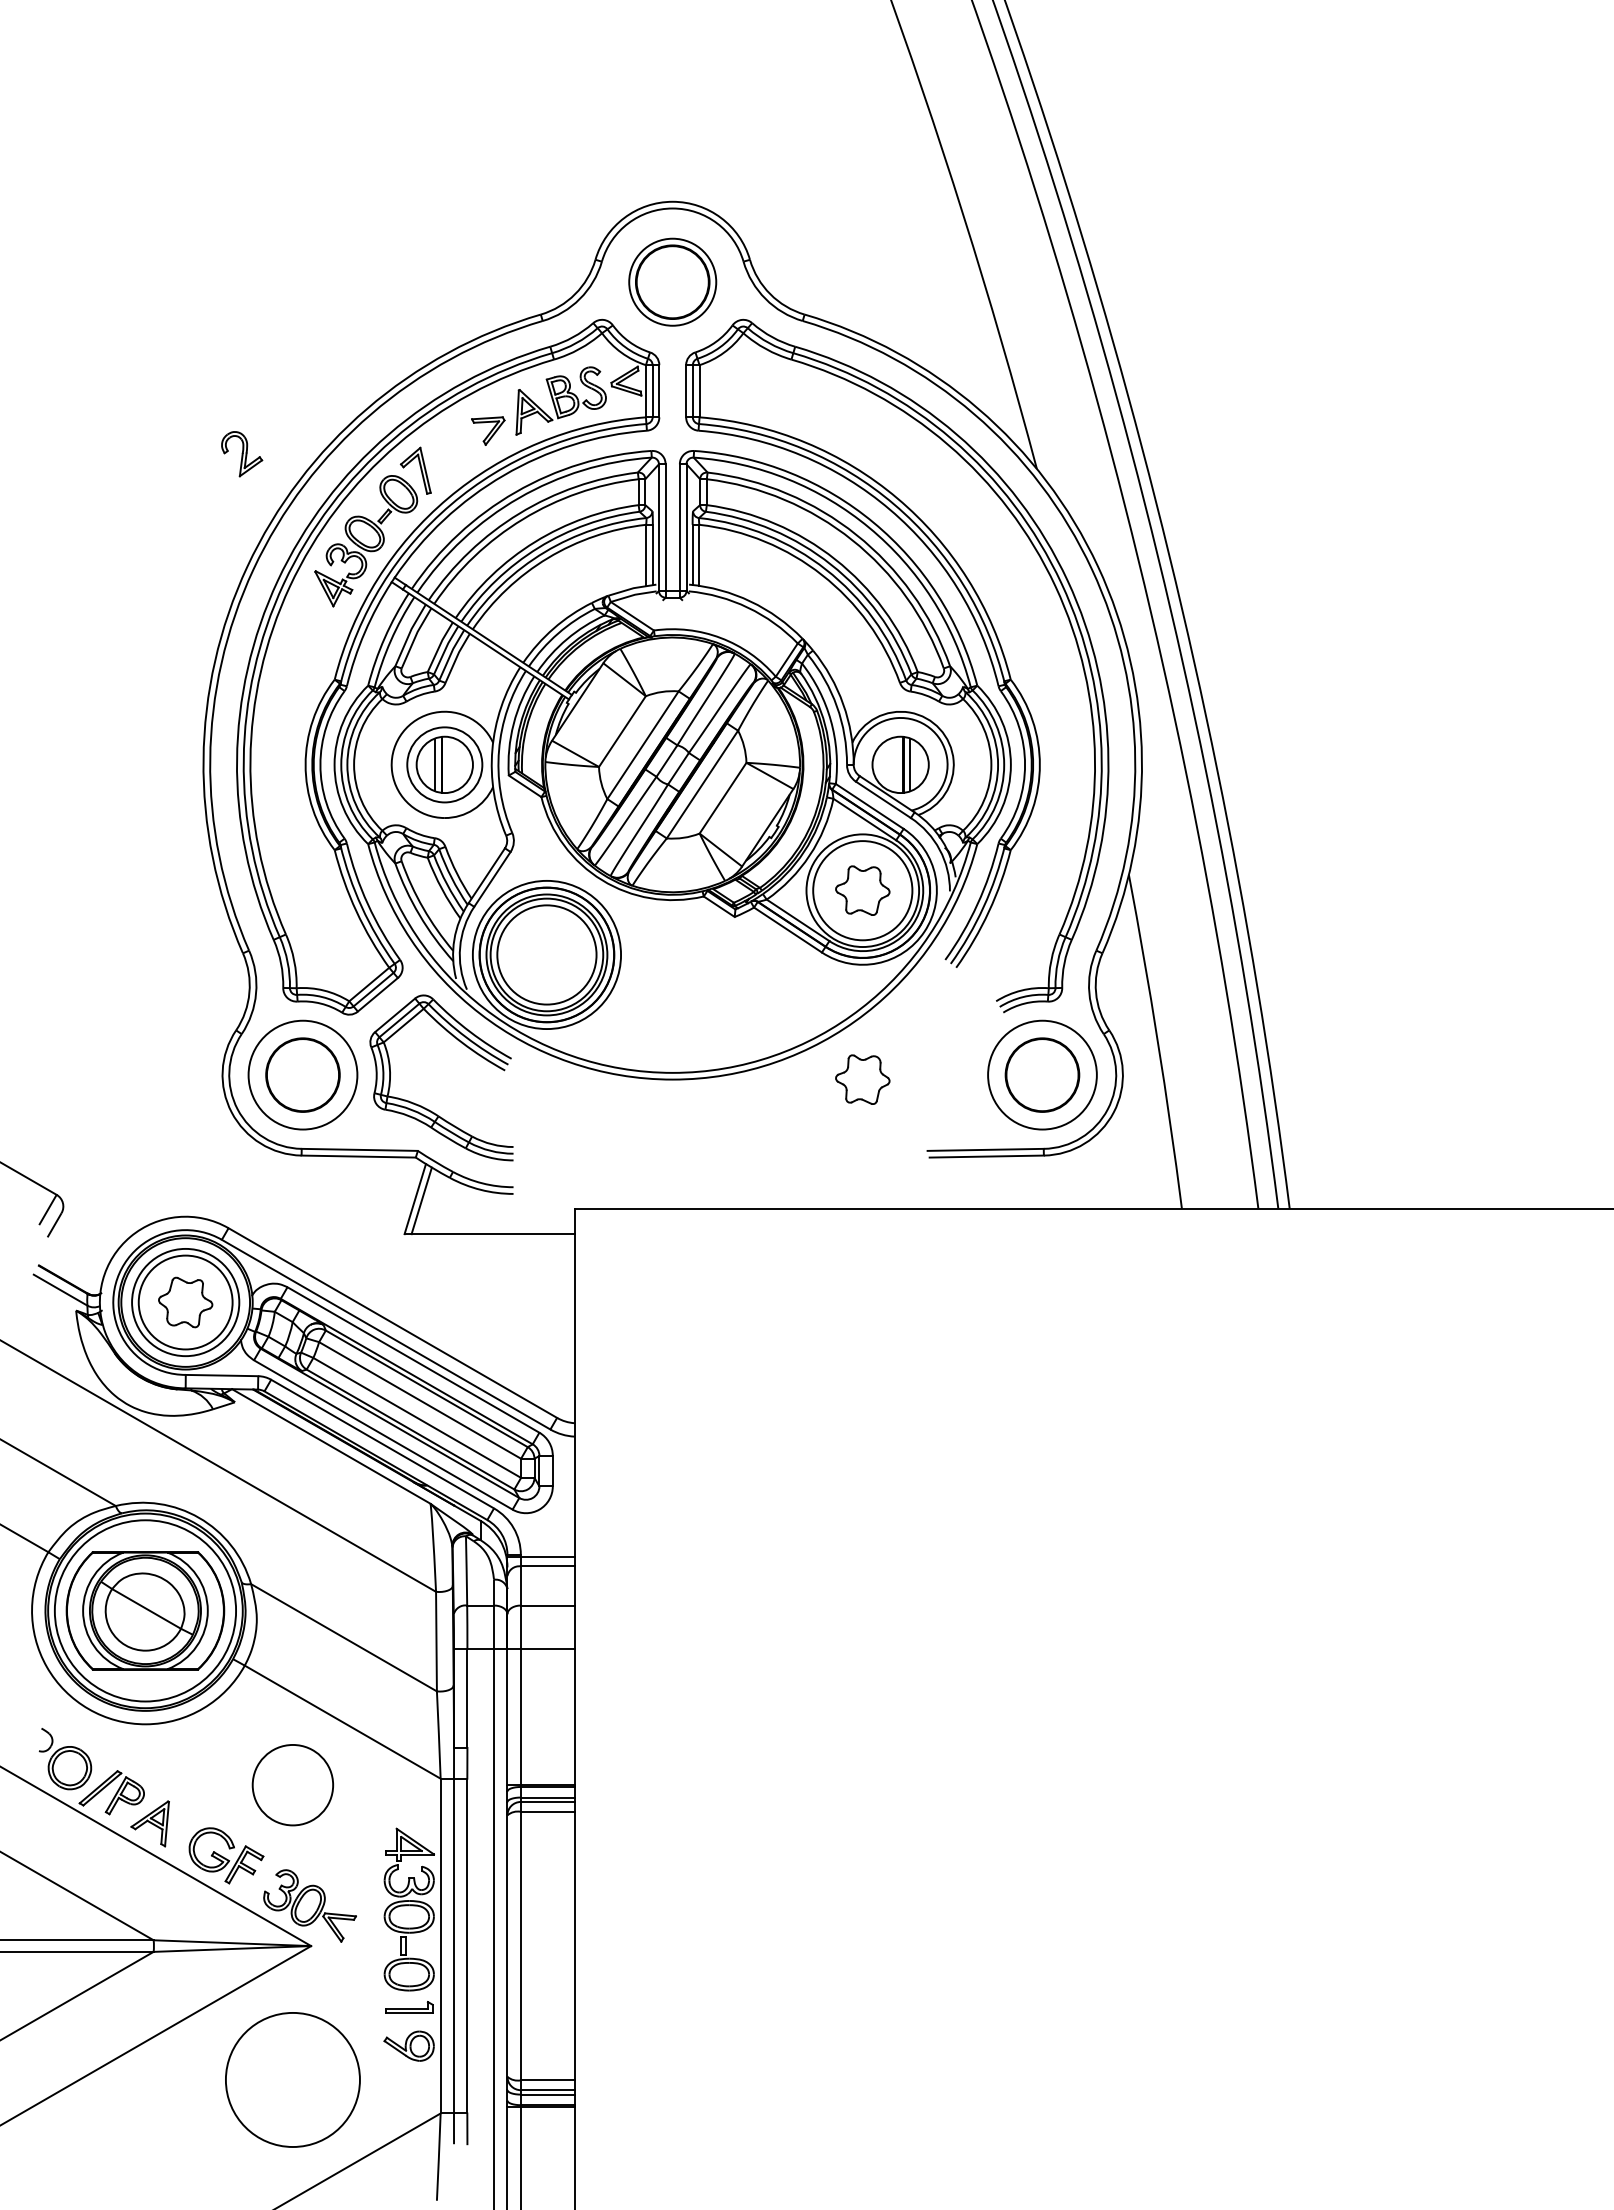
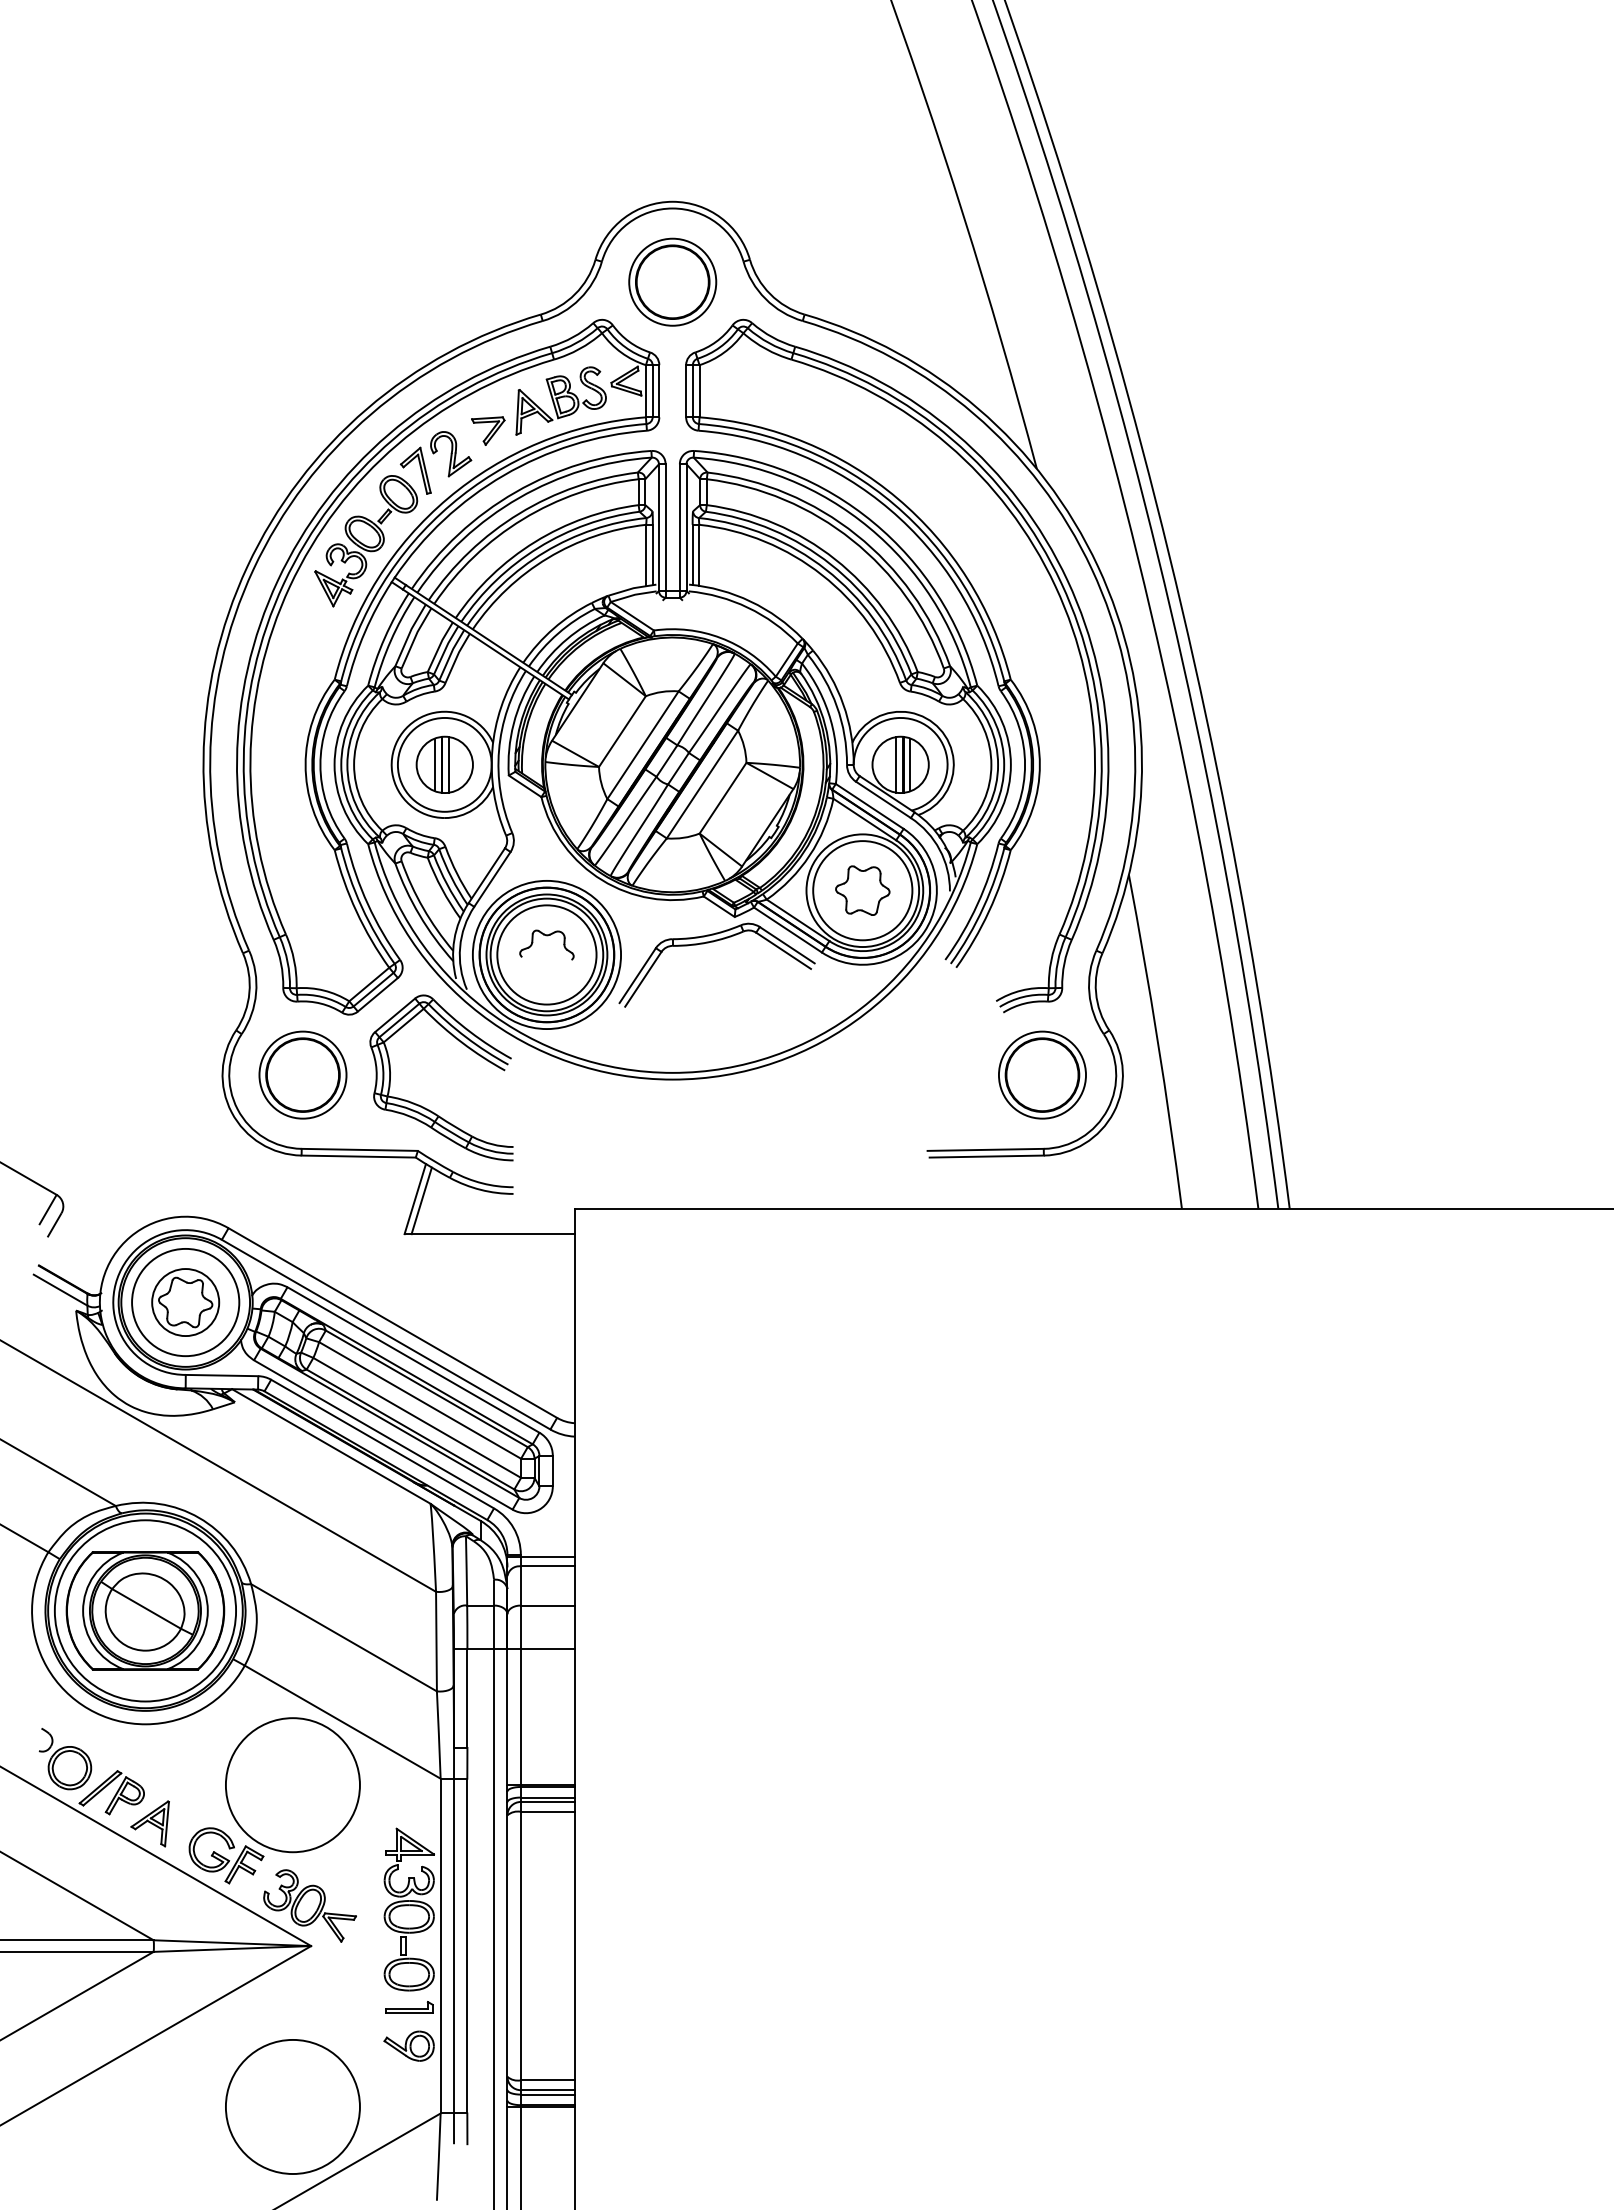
part position: (242, 454) -> (451, 454) (451, 454)
circle diameter: 75 px -> 94 px (444, 764)
line: none -> present (449, 764)
line: none -> present (896, 764)
part: none -> present (546, 936)
part: none -> present (713, 942)
circle diameter: 109 px -> 87 px (302, 1074)
circle diameter: 109 px -> 87 px (1042, 1074)
part: present -> none (862, 1079)
circle diameter: 94 px -> 67 px (185, 1302)
circle diameter: 80 px -> 134 px (292, 1785)
circle position: (292, 2079) -> (292, 2106) (292, 2106)
